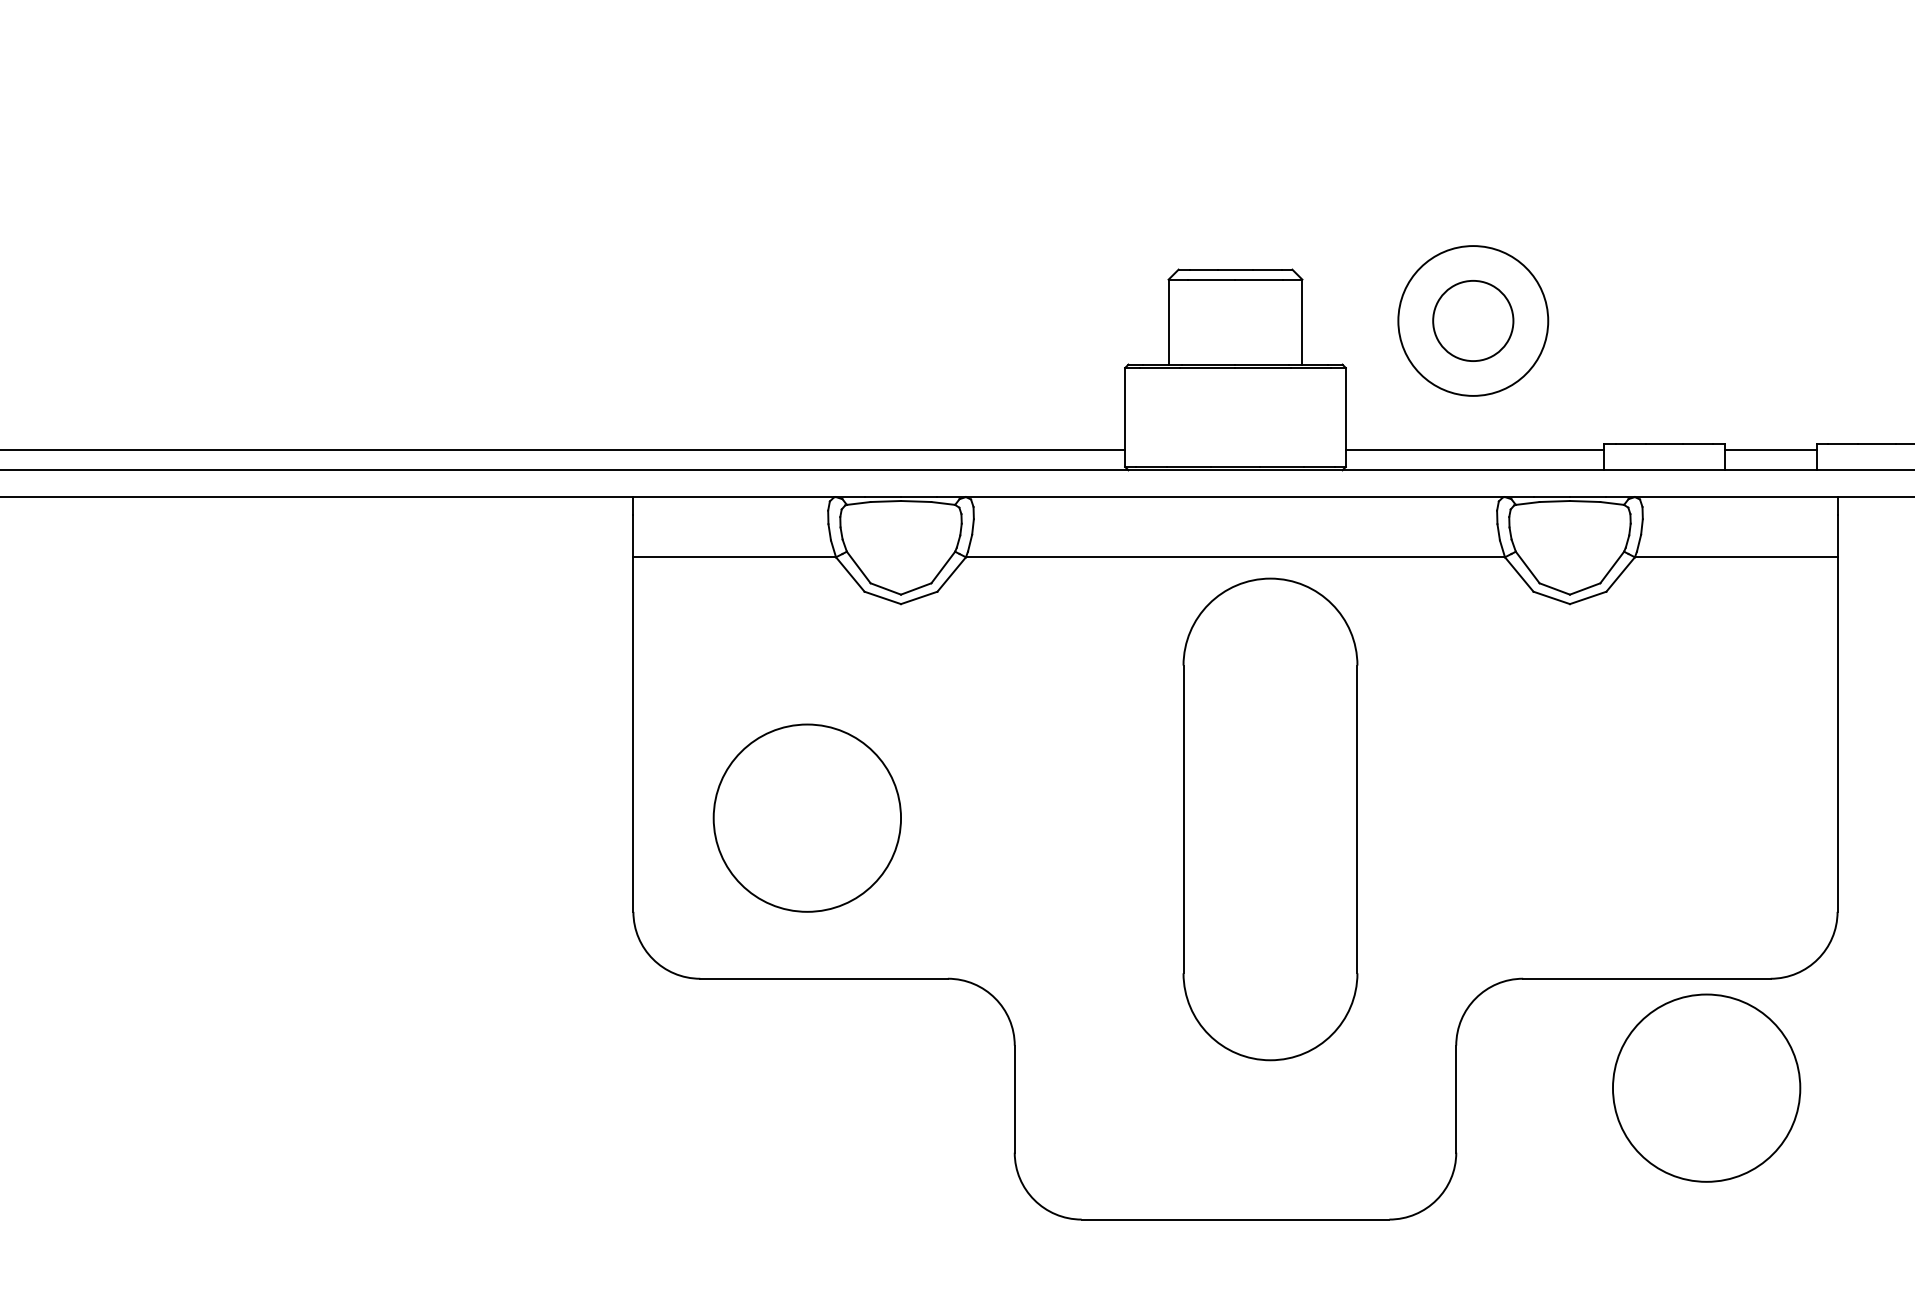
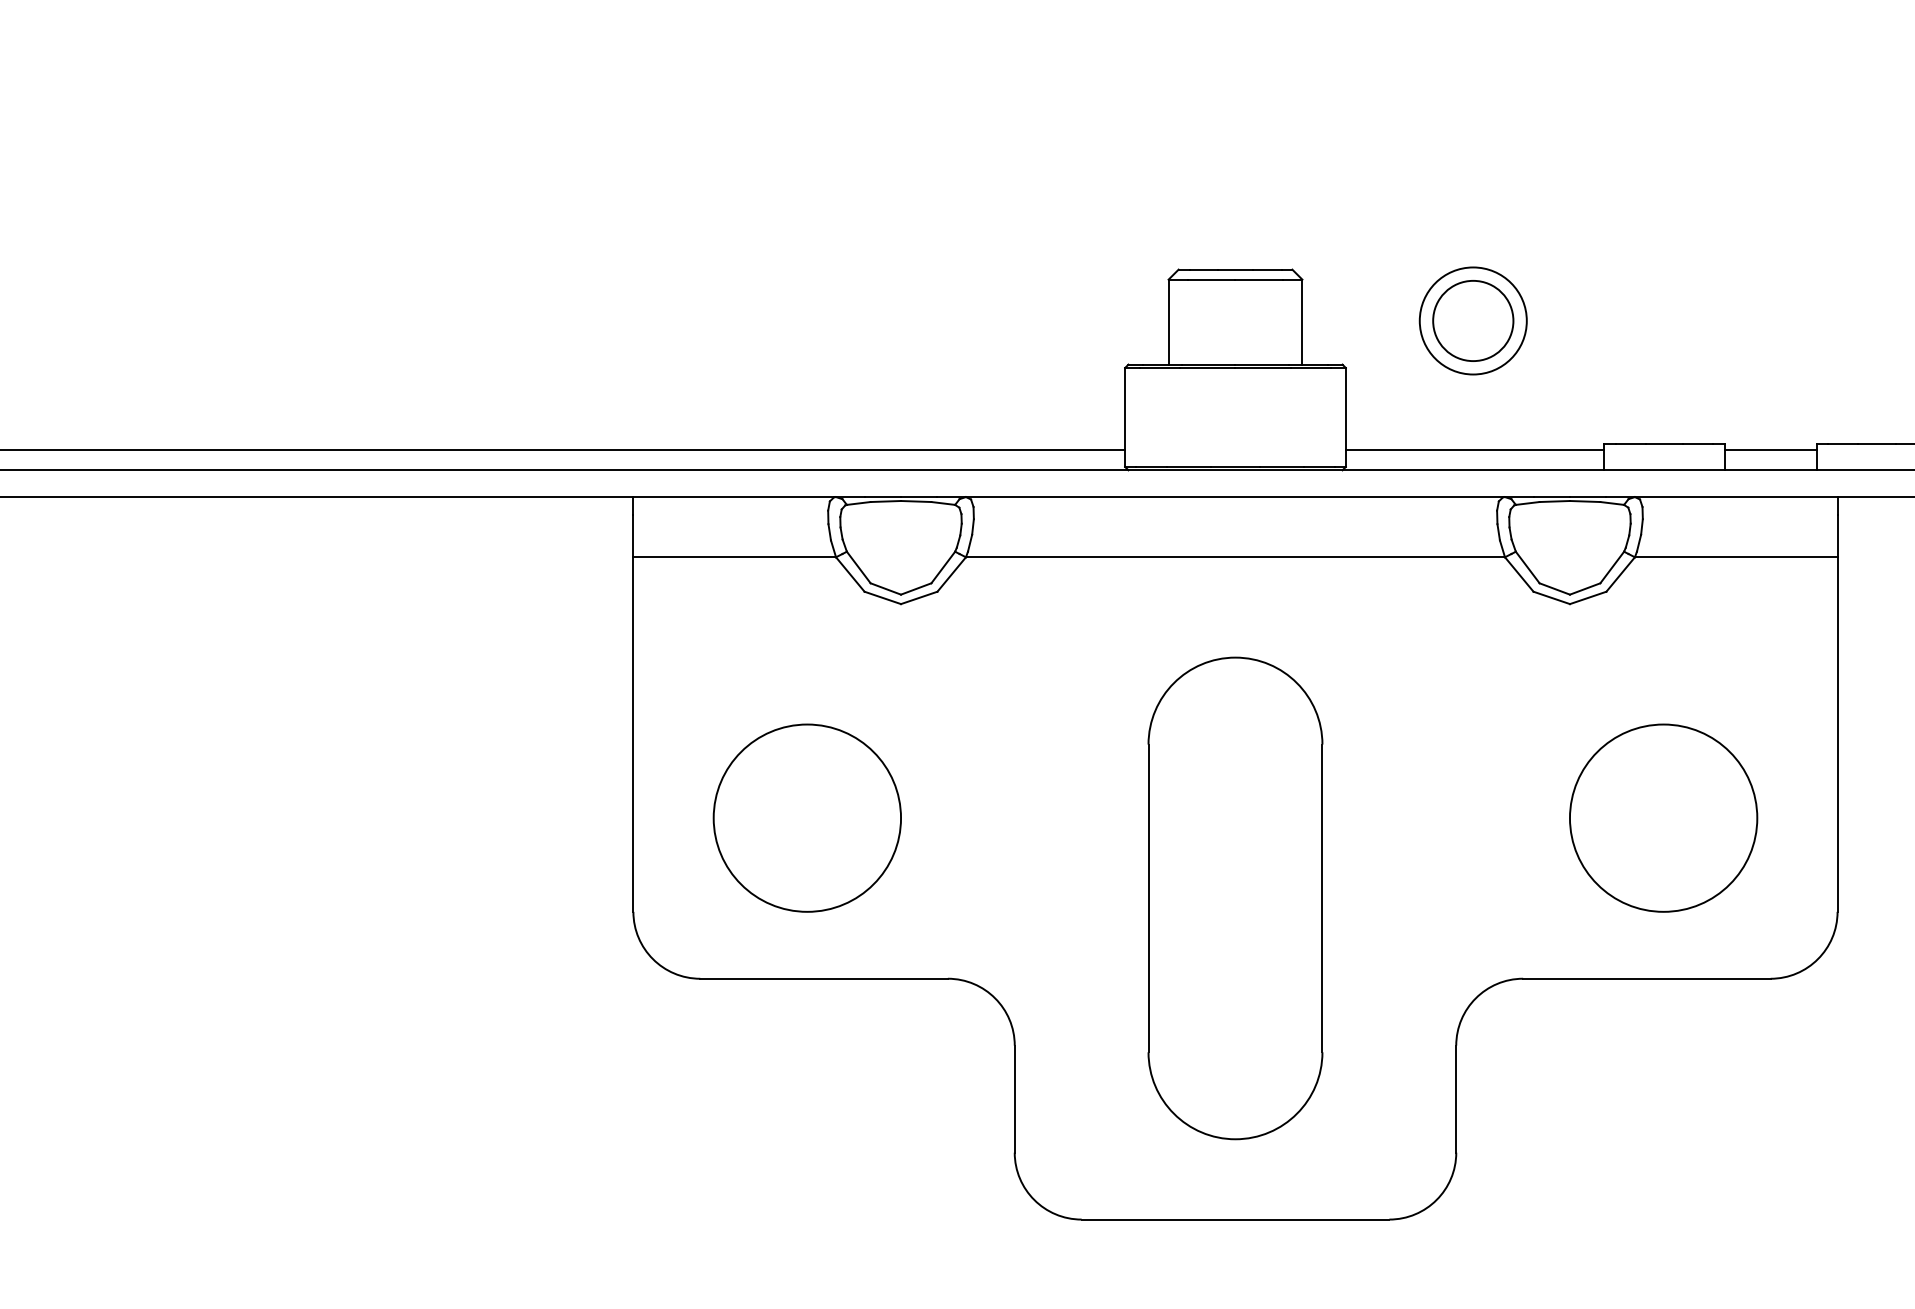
circle diameter: 150 px -> 107 px (1472, 320)
part position: (1270, 819) -> (1235, 898) (1235, 898)
circle position: (1706, 1087) -> (1663, 817) (1663, 817)
